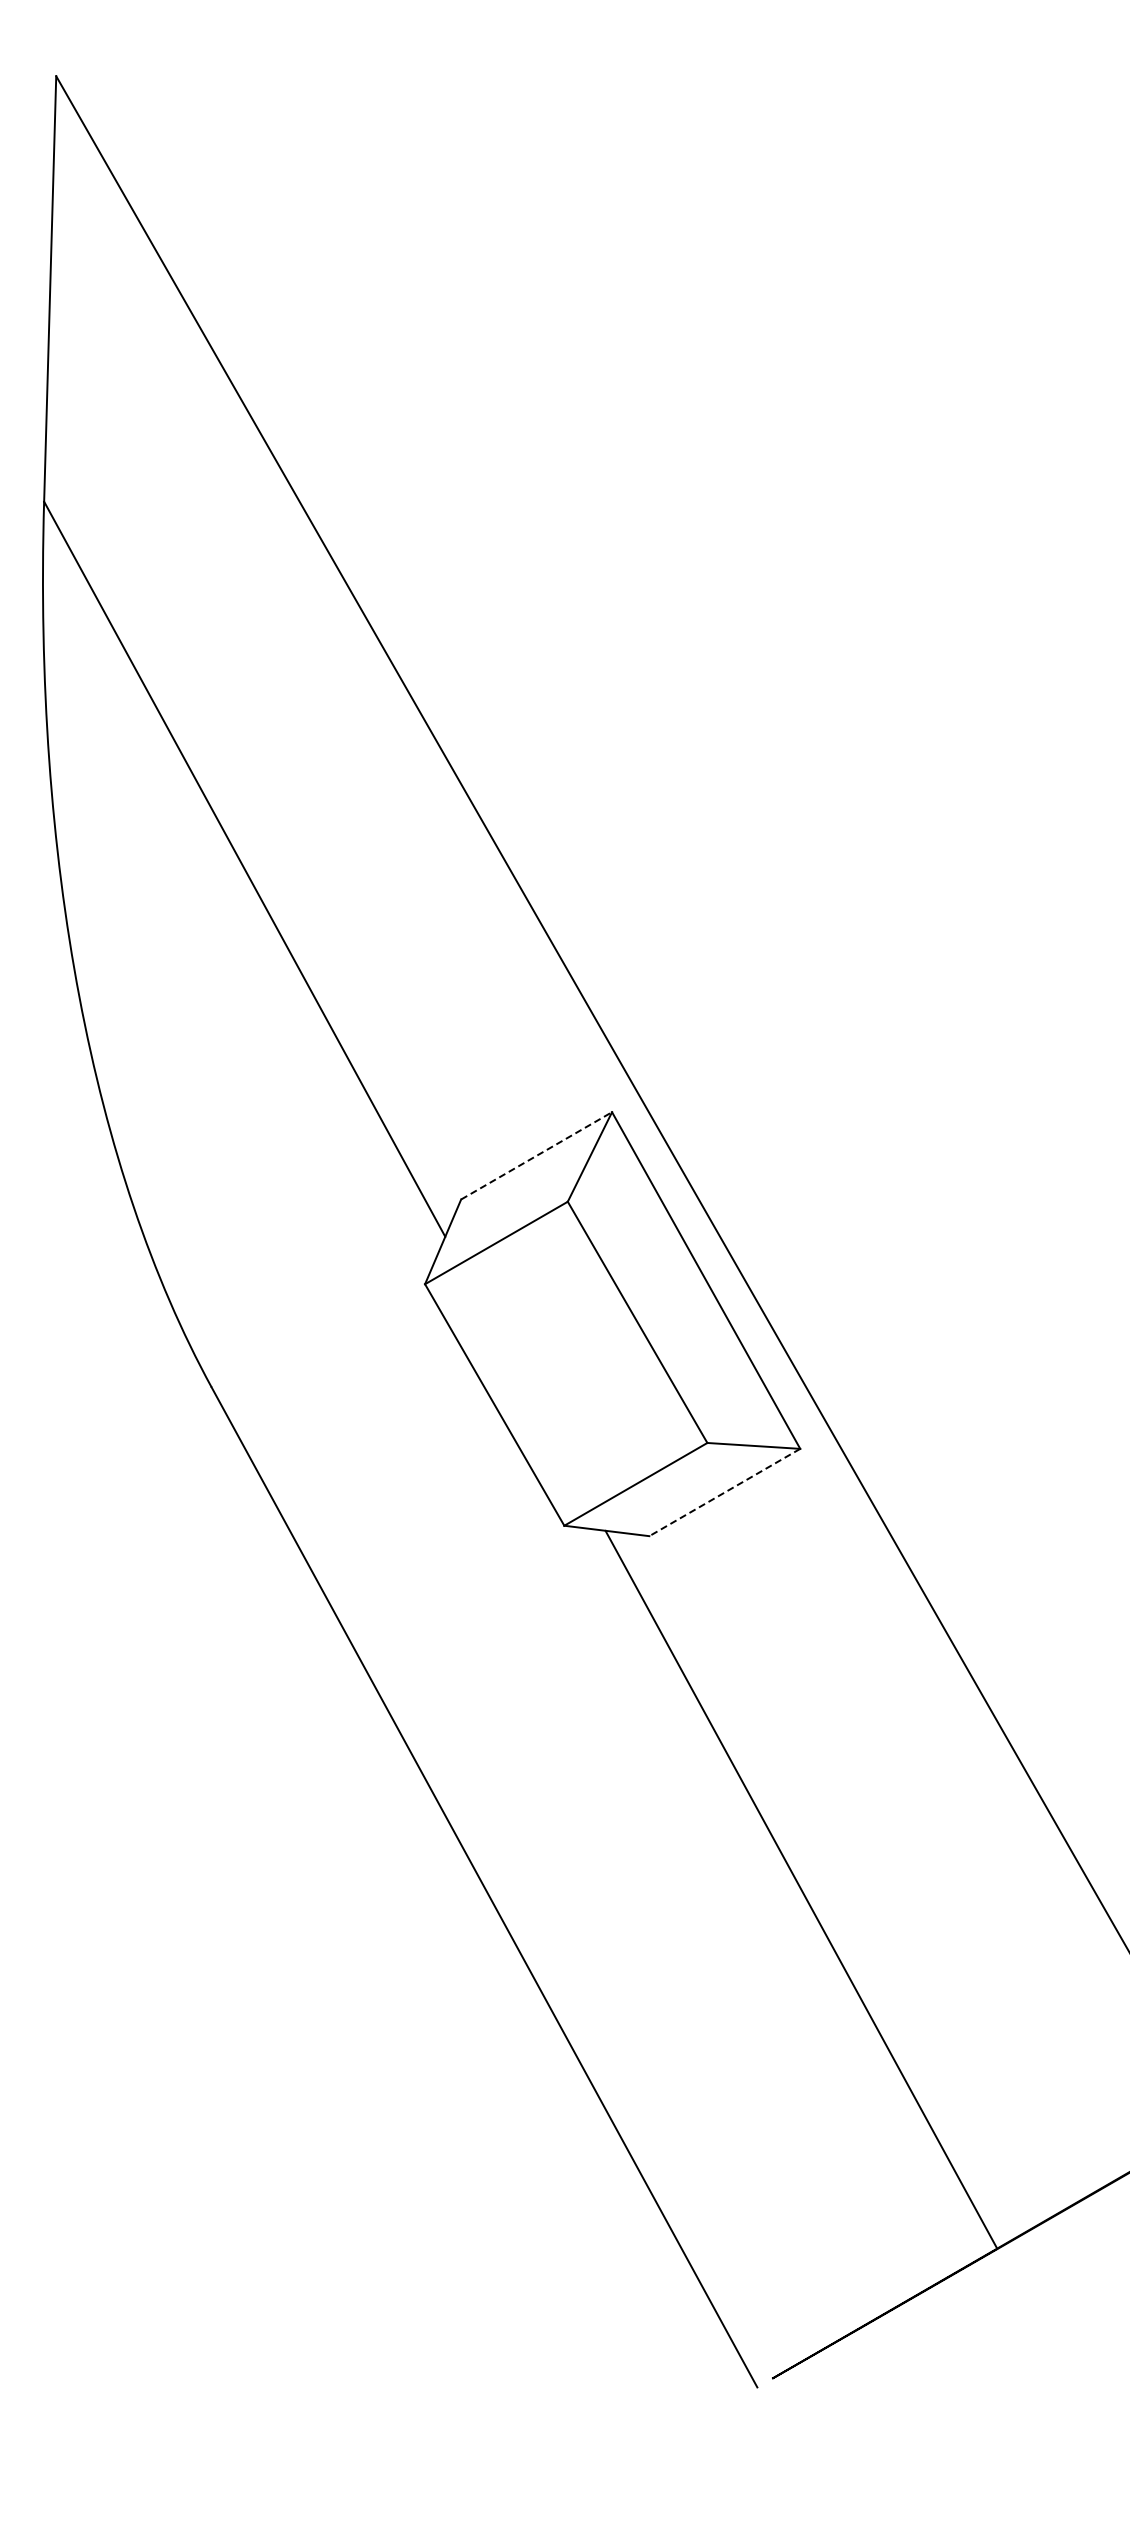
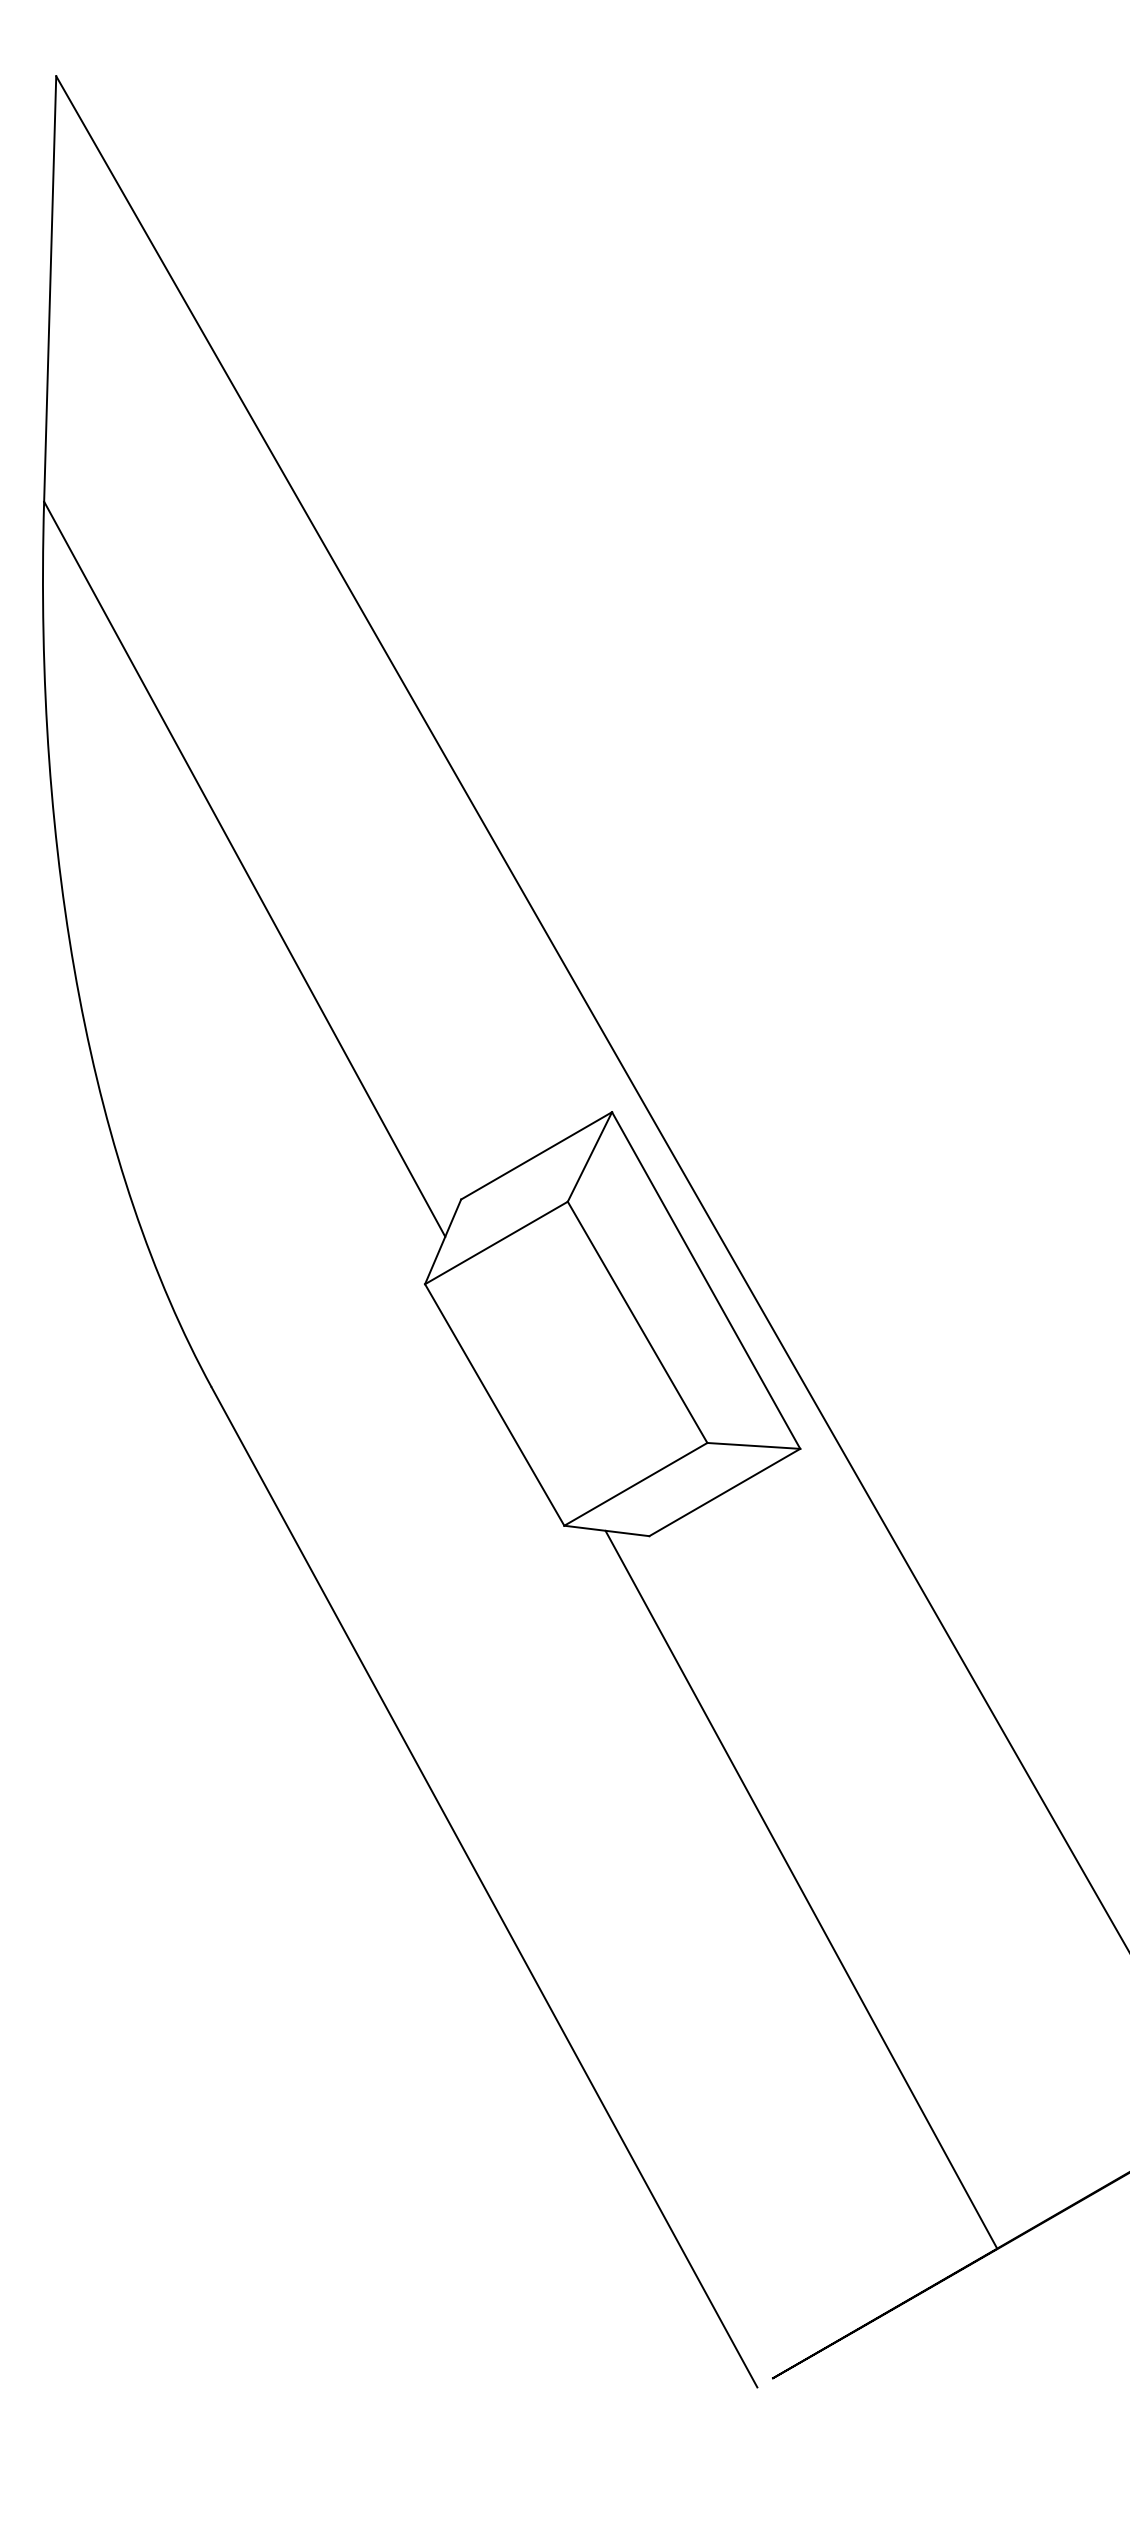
line: dashed -> solid (537, 1155)
line: dashed -> solid (724, 1492)
